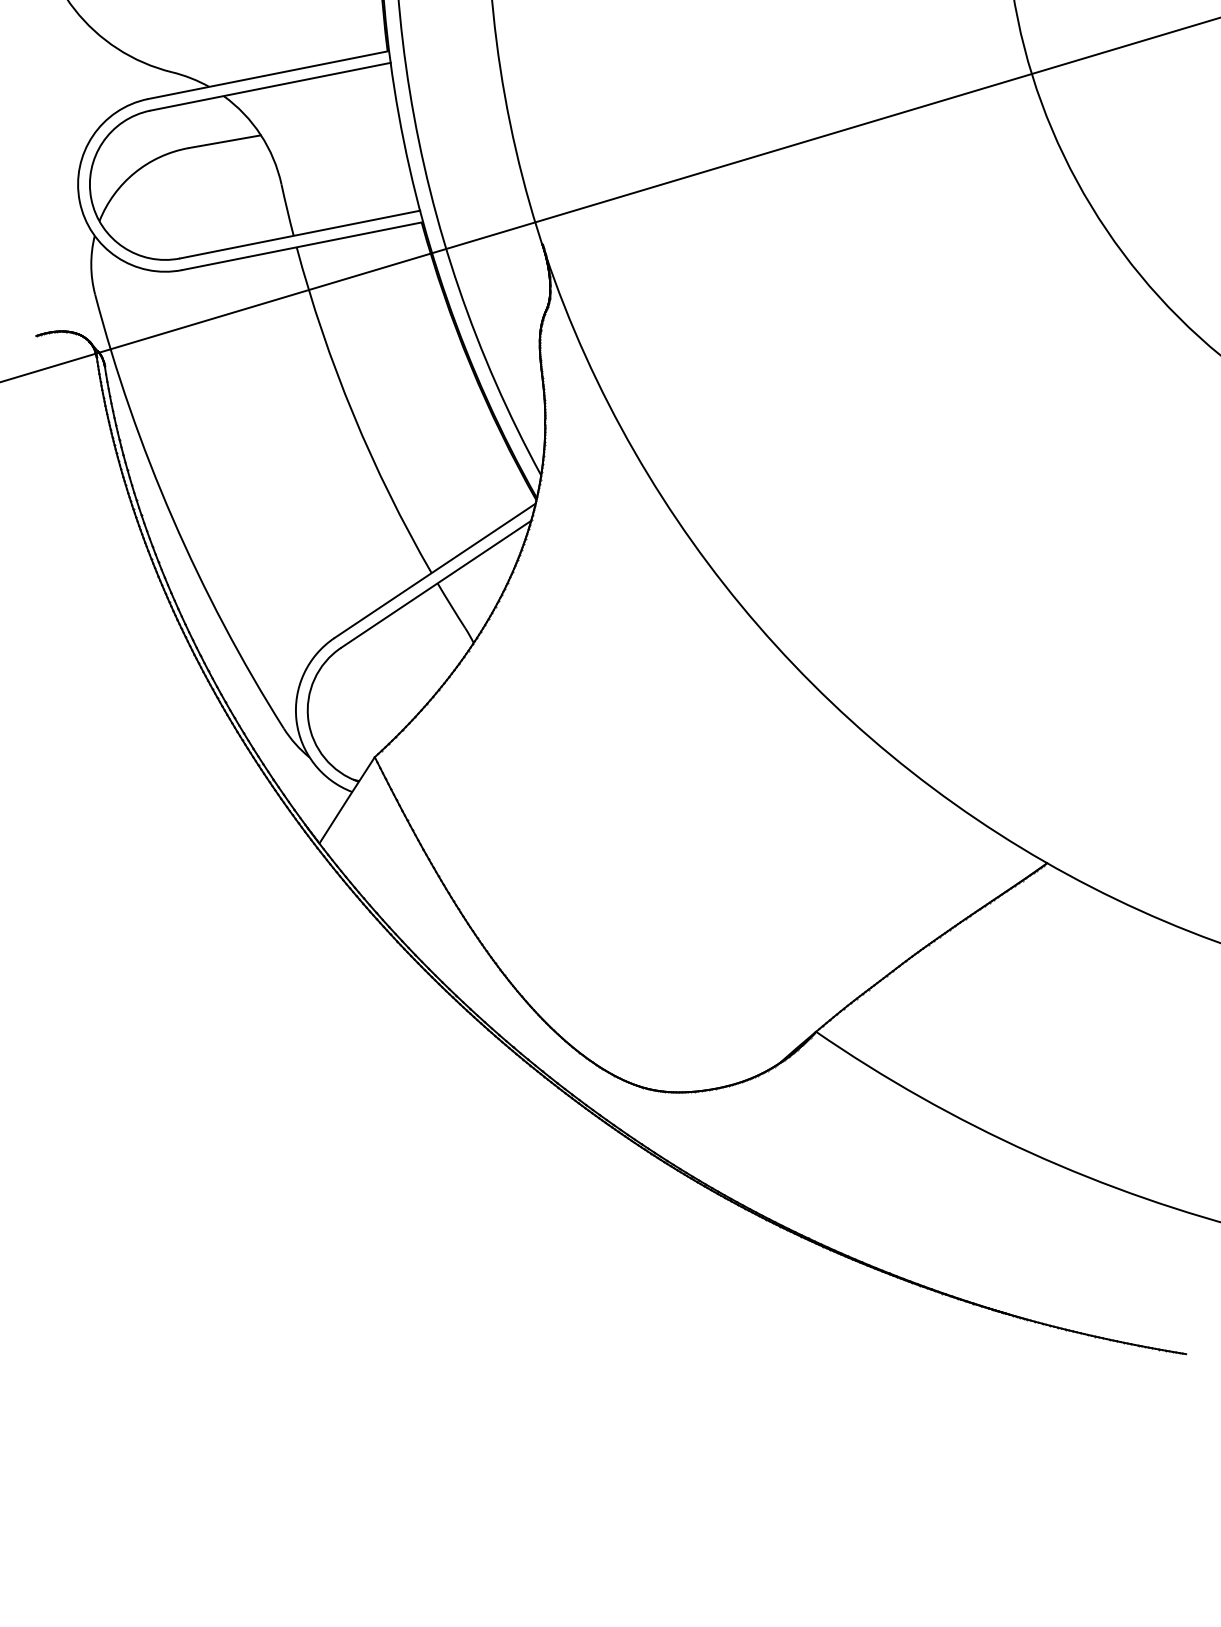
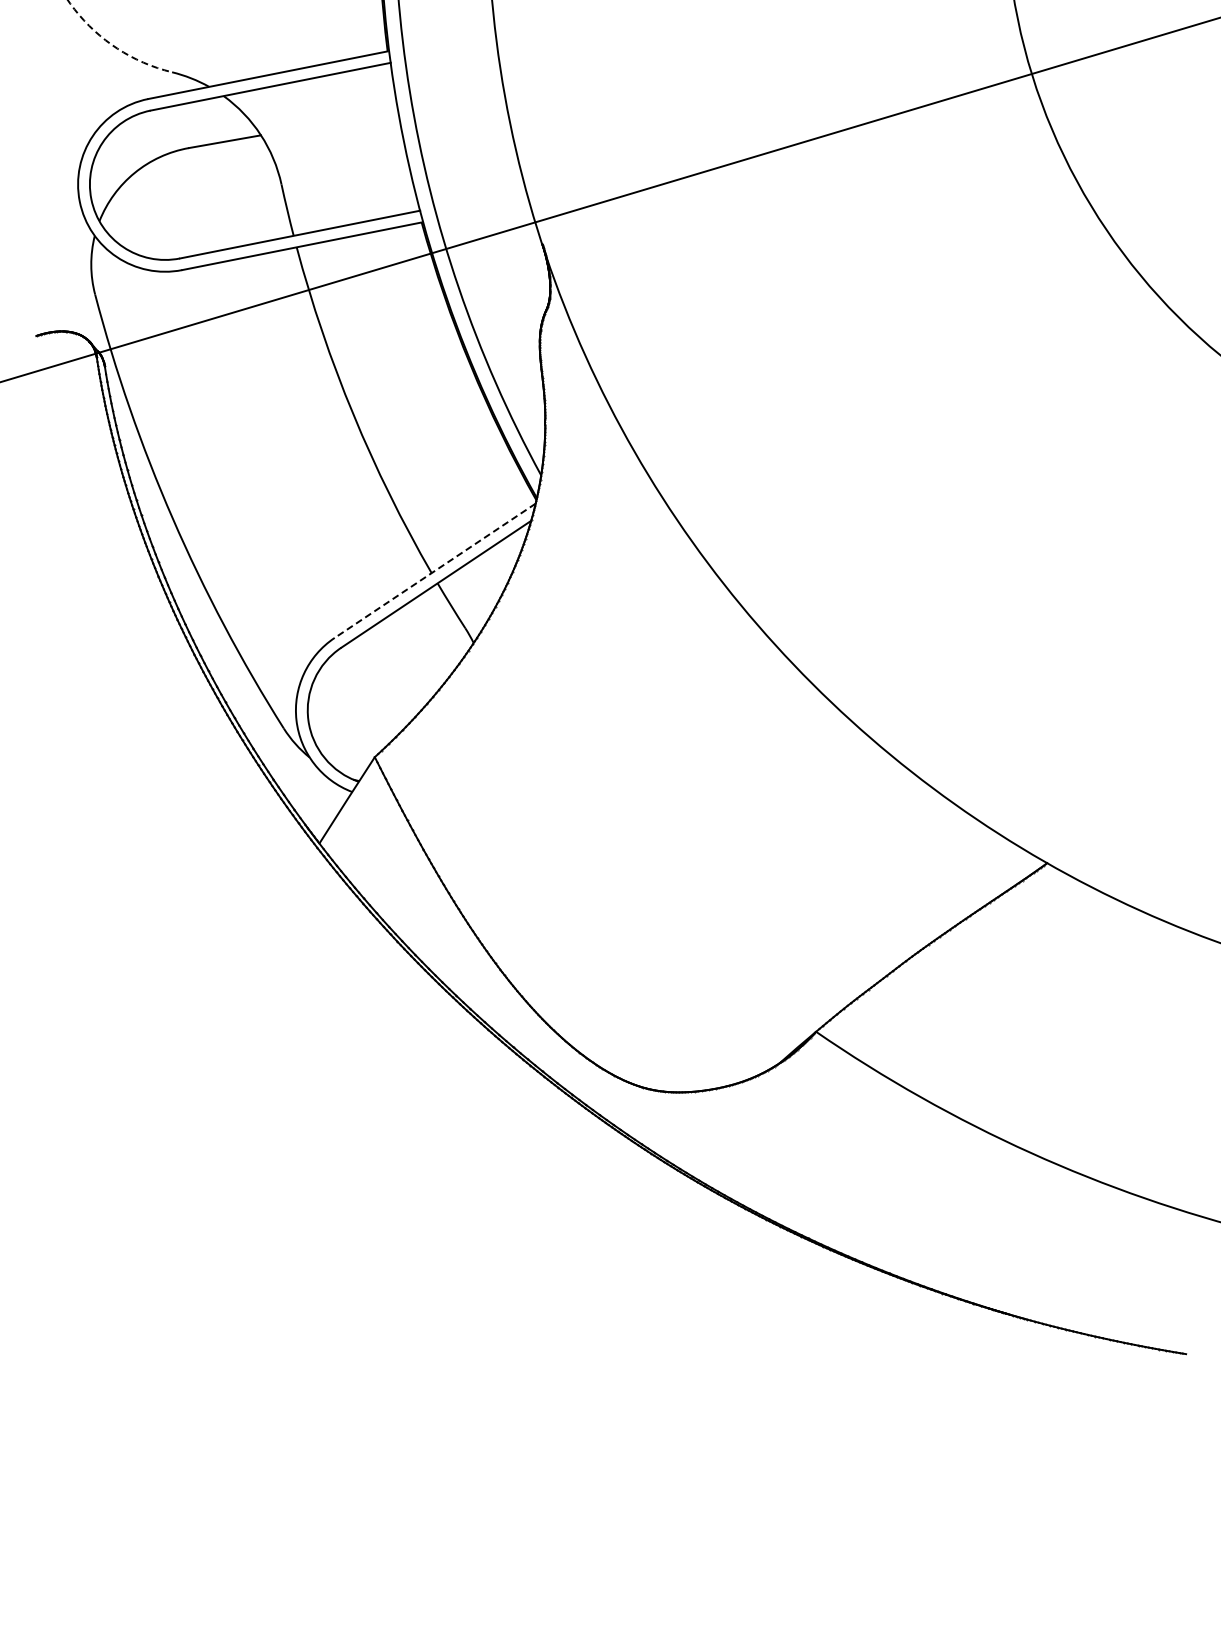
arc: solid -> dashed (112, 45)
line: solid -> dashed (435, 570)
